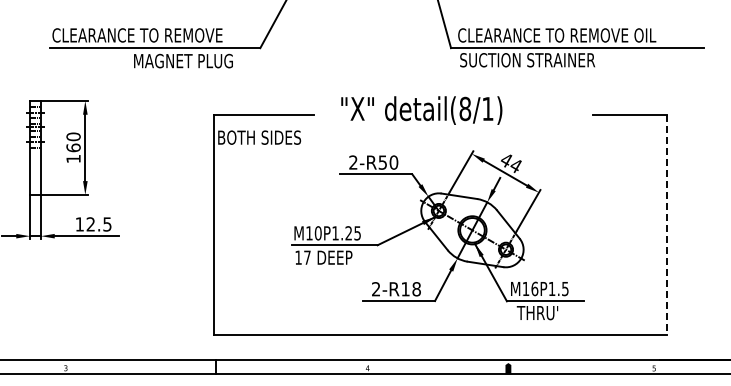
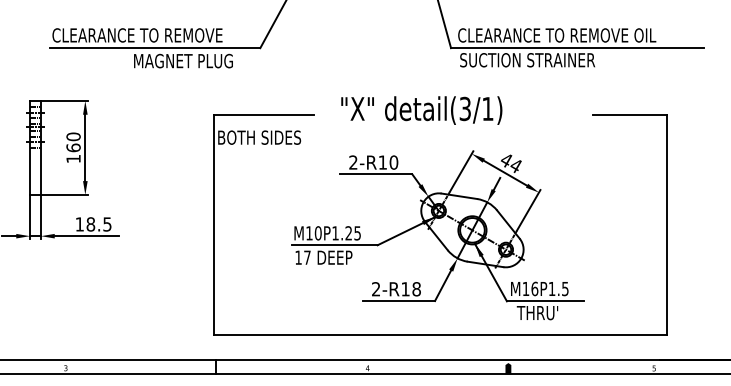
text: detail(8/1) -> detail(3/1) (465, 109)
text: 2-R50 -> 2-R10 (382, 162)
text: 12.5 -> 18.5 (90, 224)
line: dashed -> solid (666, 224)
